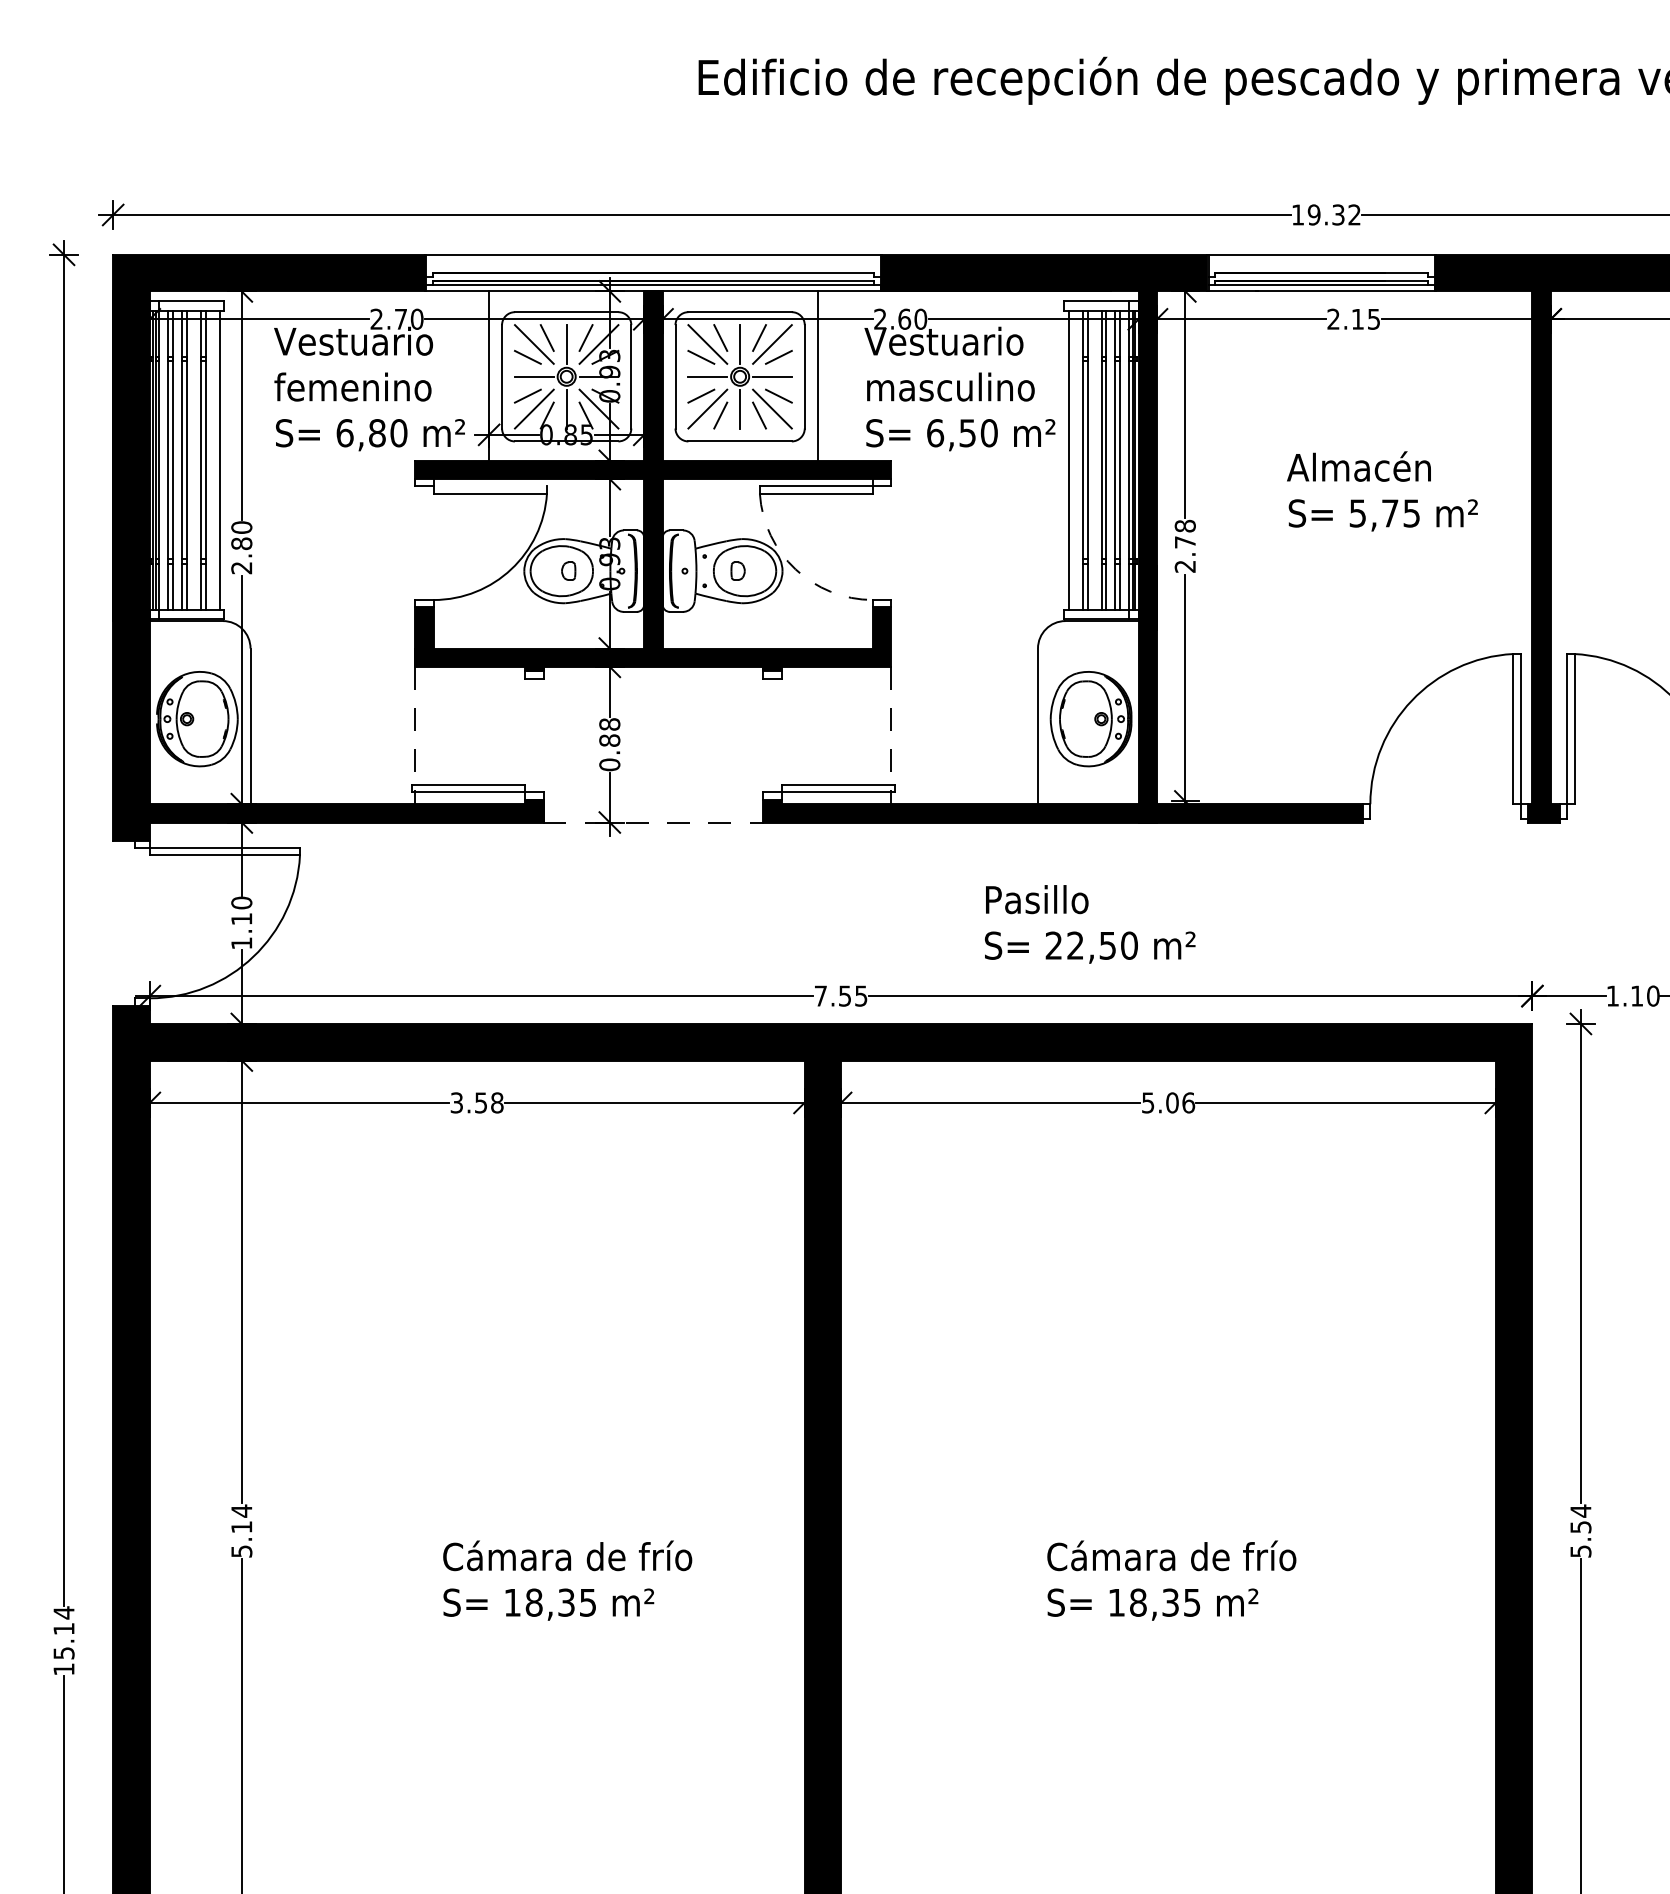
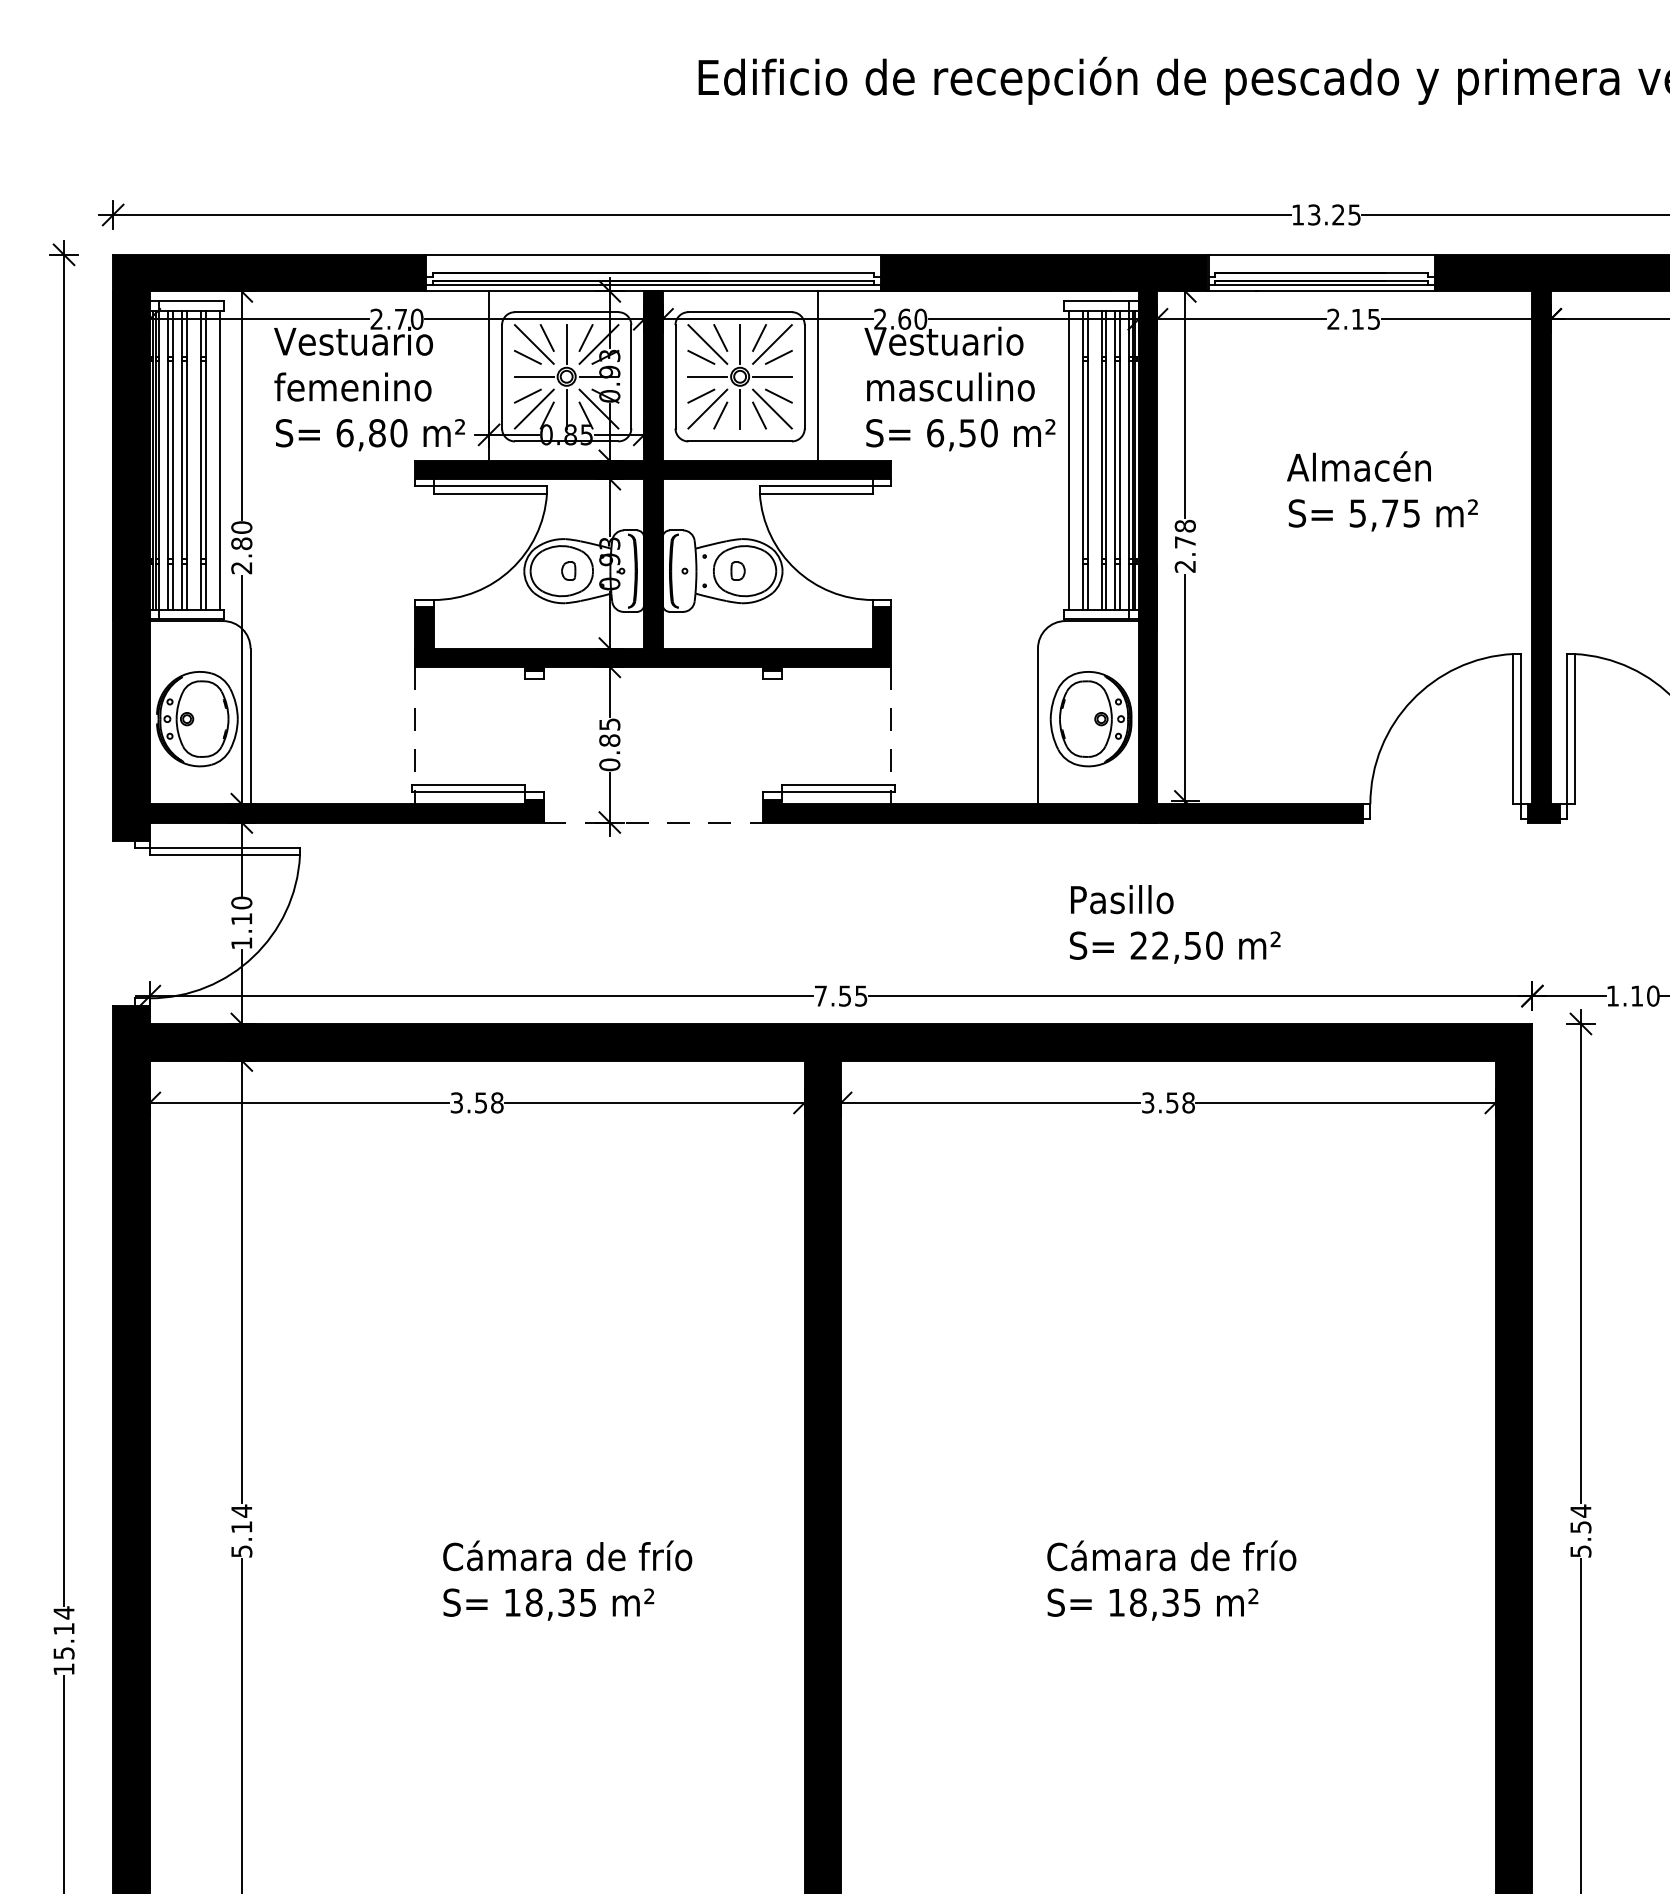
text: 19.32 -> 13.25 (1333, 214)
line: none -> present (490, 486)
arc: dashed -> solid (795, 569)
text: 0.88 -> 0.85 (609, 724)
text position: (1090, 924) -> (1175, 924) (1175, 924)
text: 5.06 -> 3.58 (1168, 1102)
